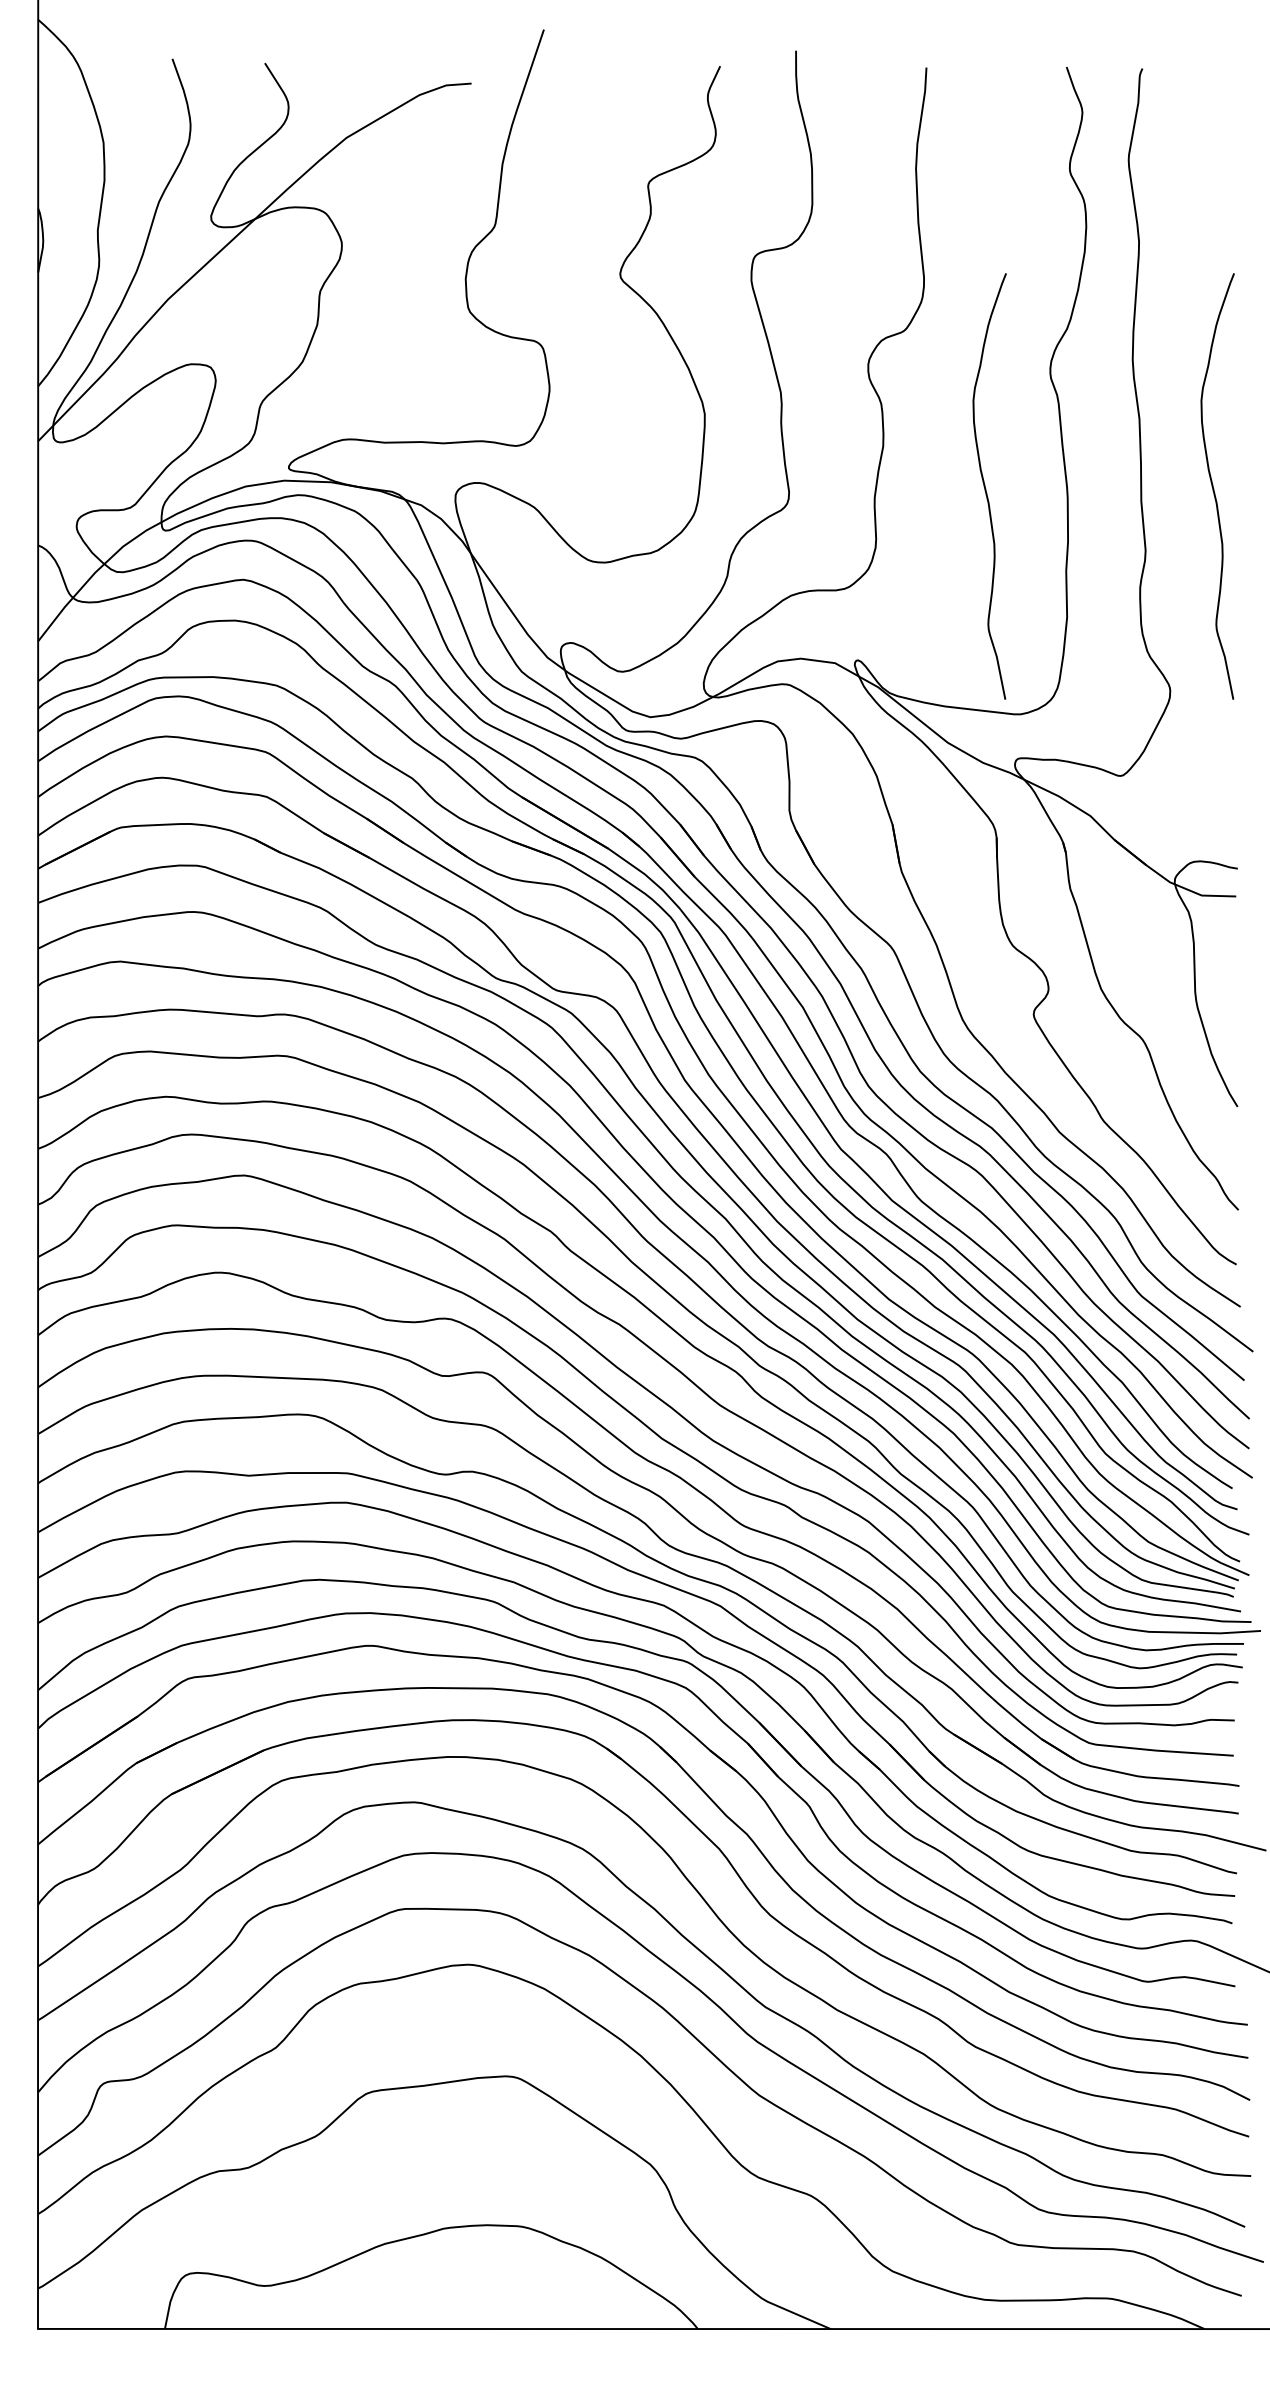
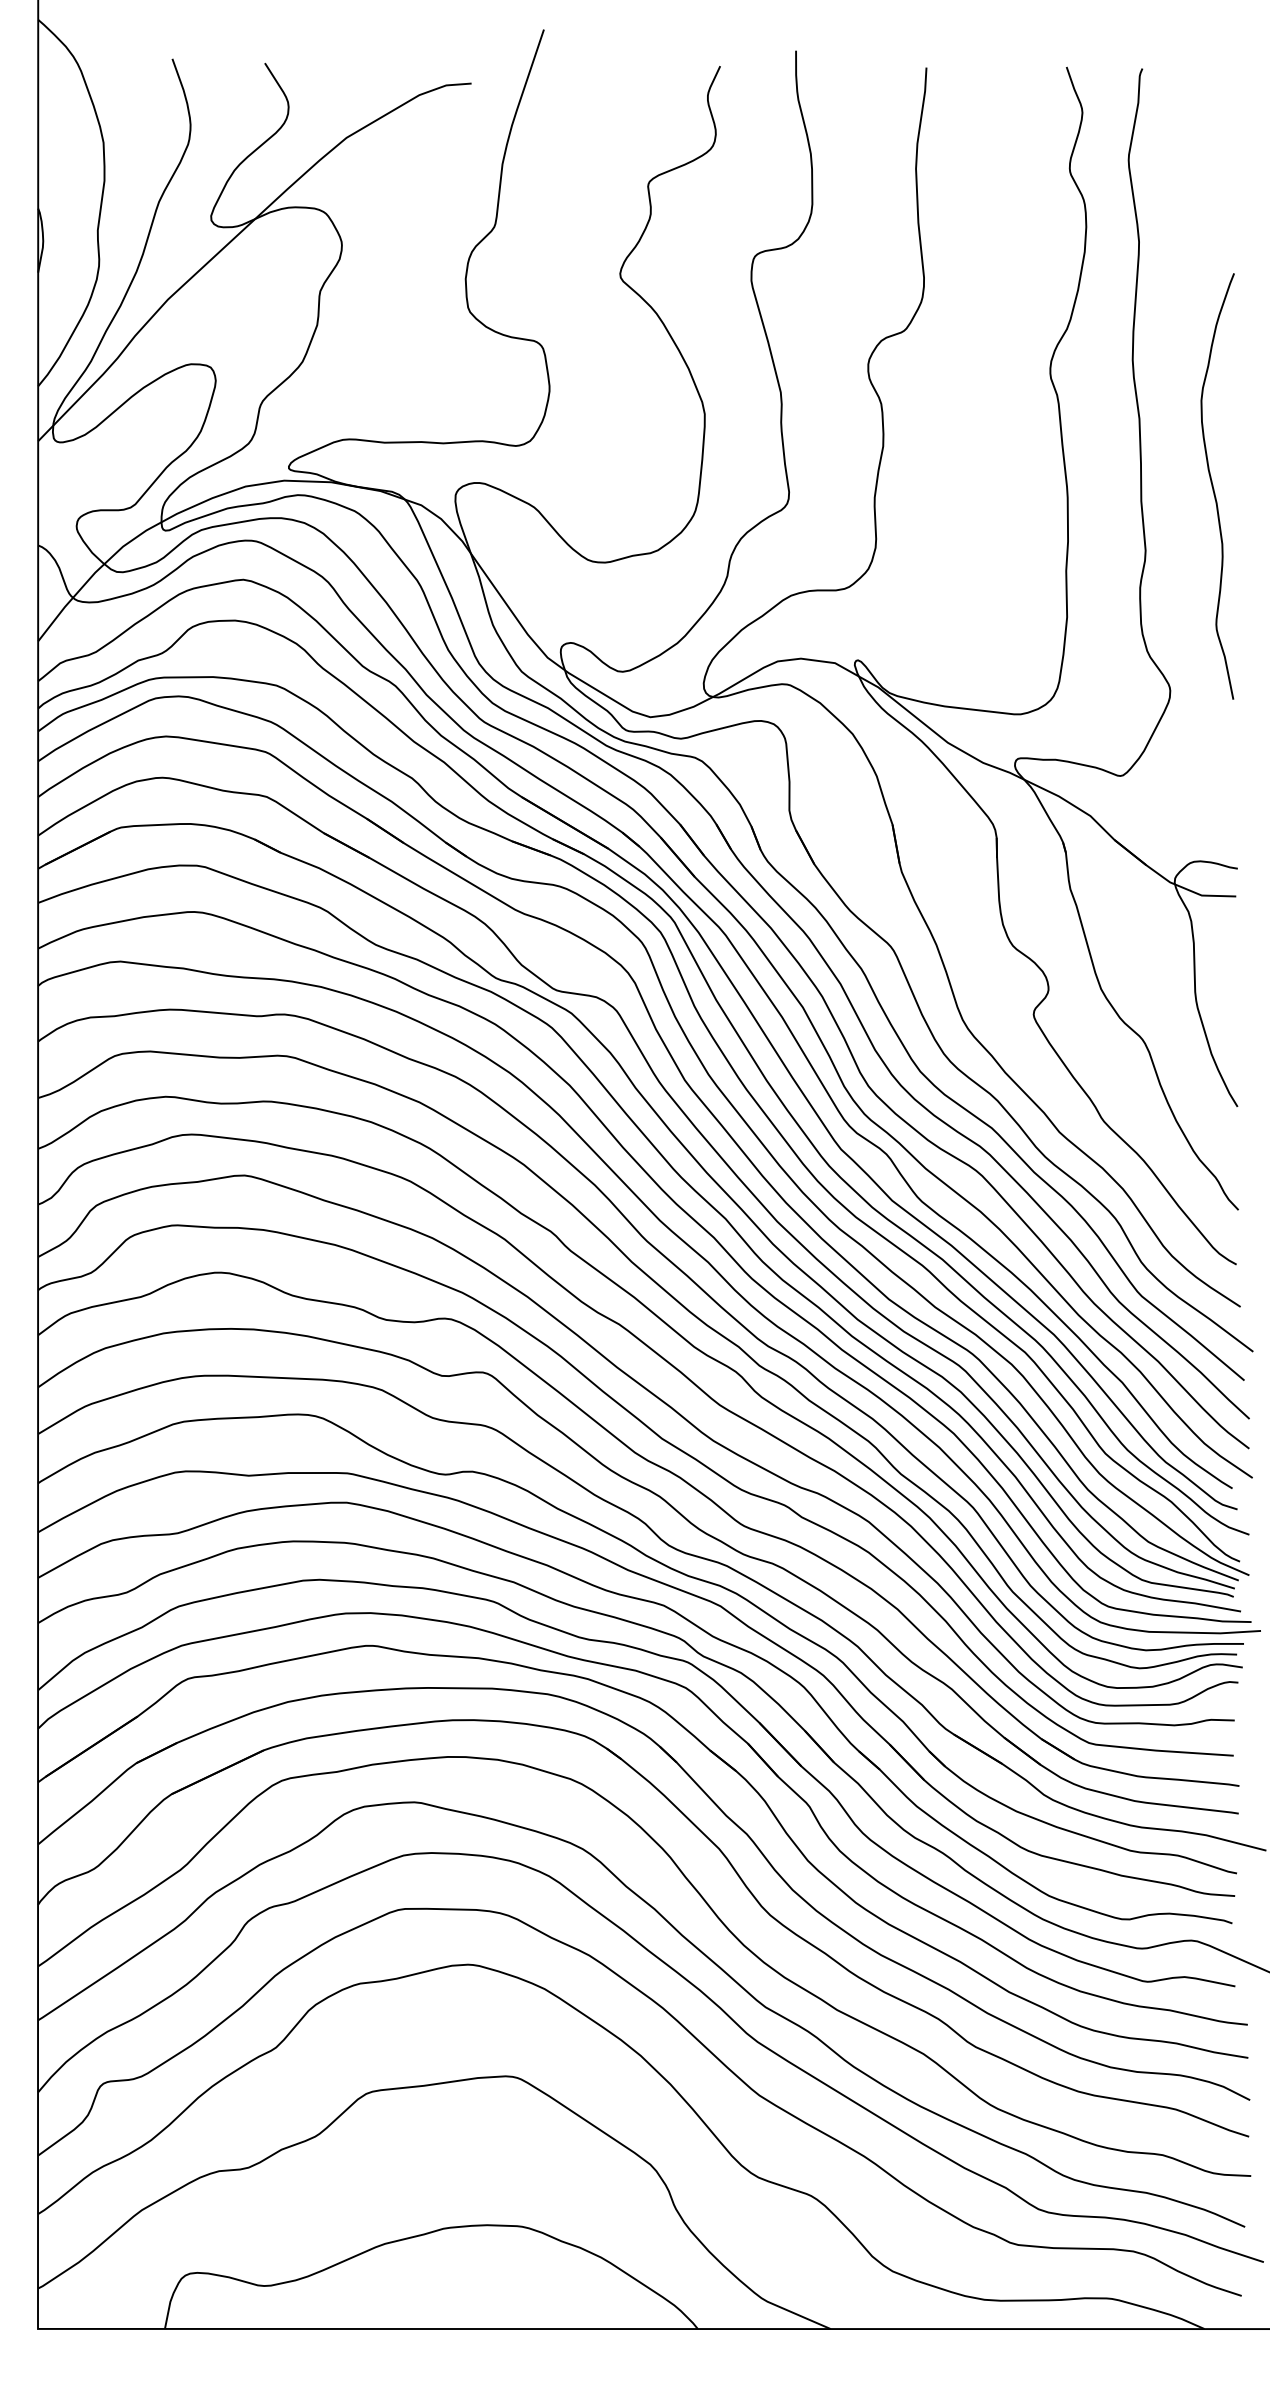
curve: present -> none (986, 488)
